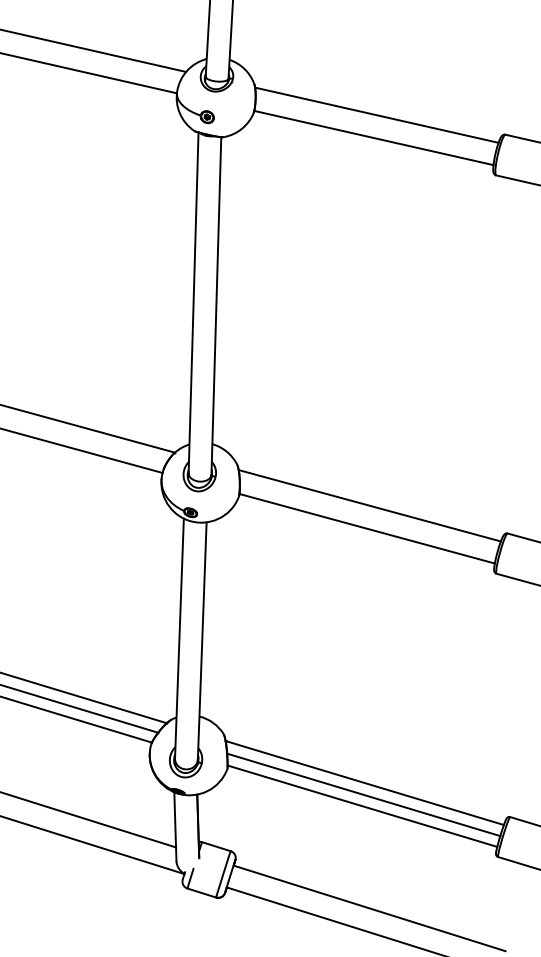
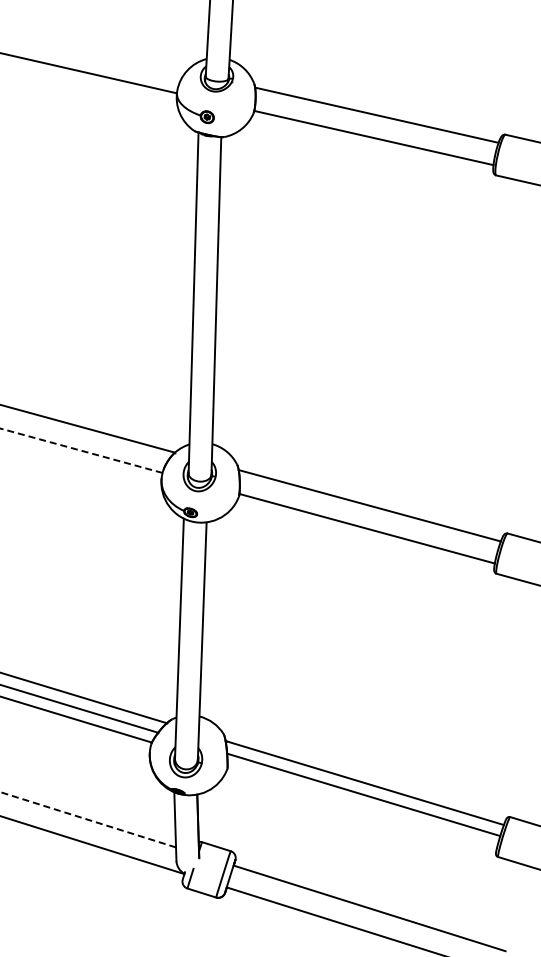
line: present -> none (94, 50)
line: solid -> dashed (81, 450)
line: present -> none (362, 805)
line: solid -> dashed (88, 819)
